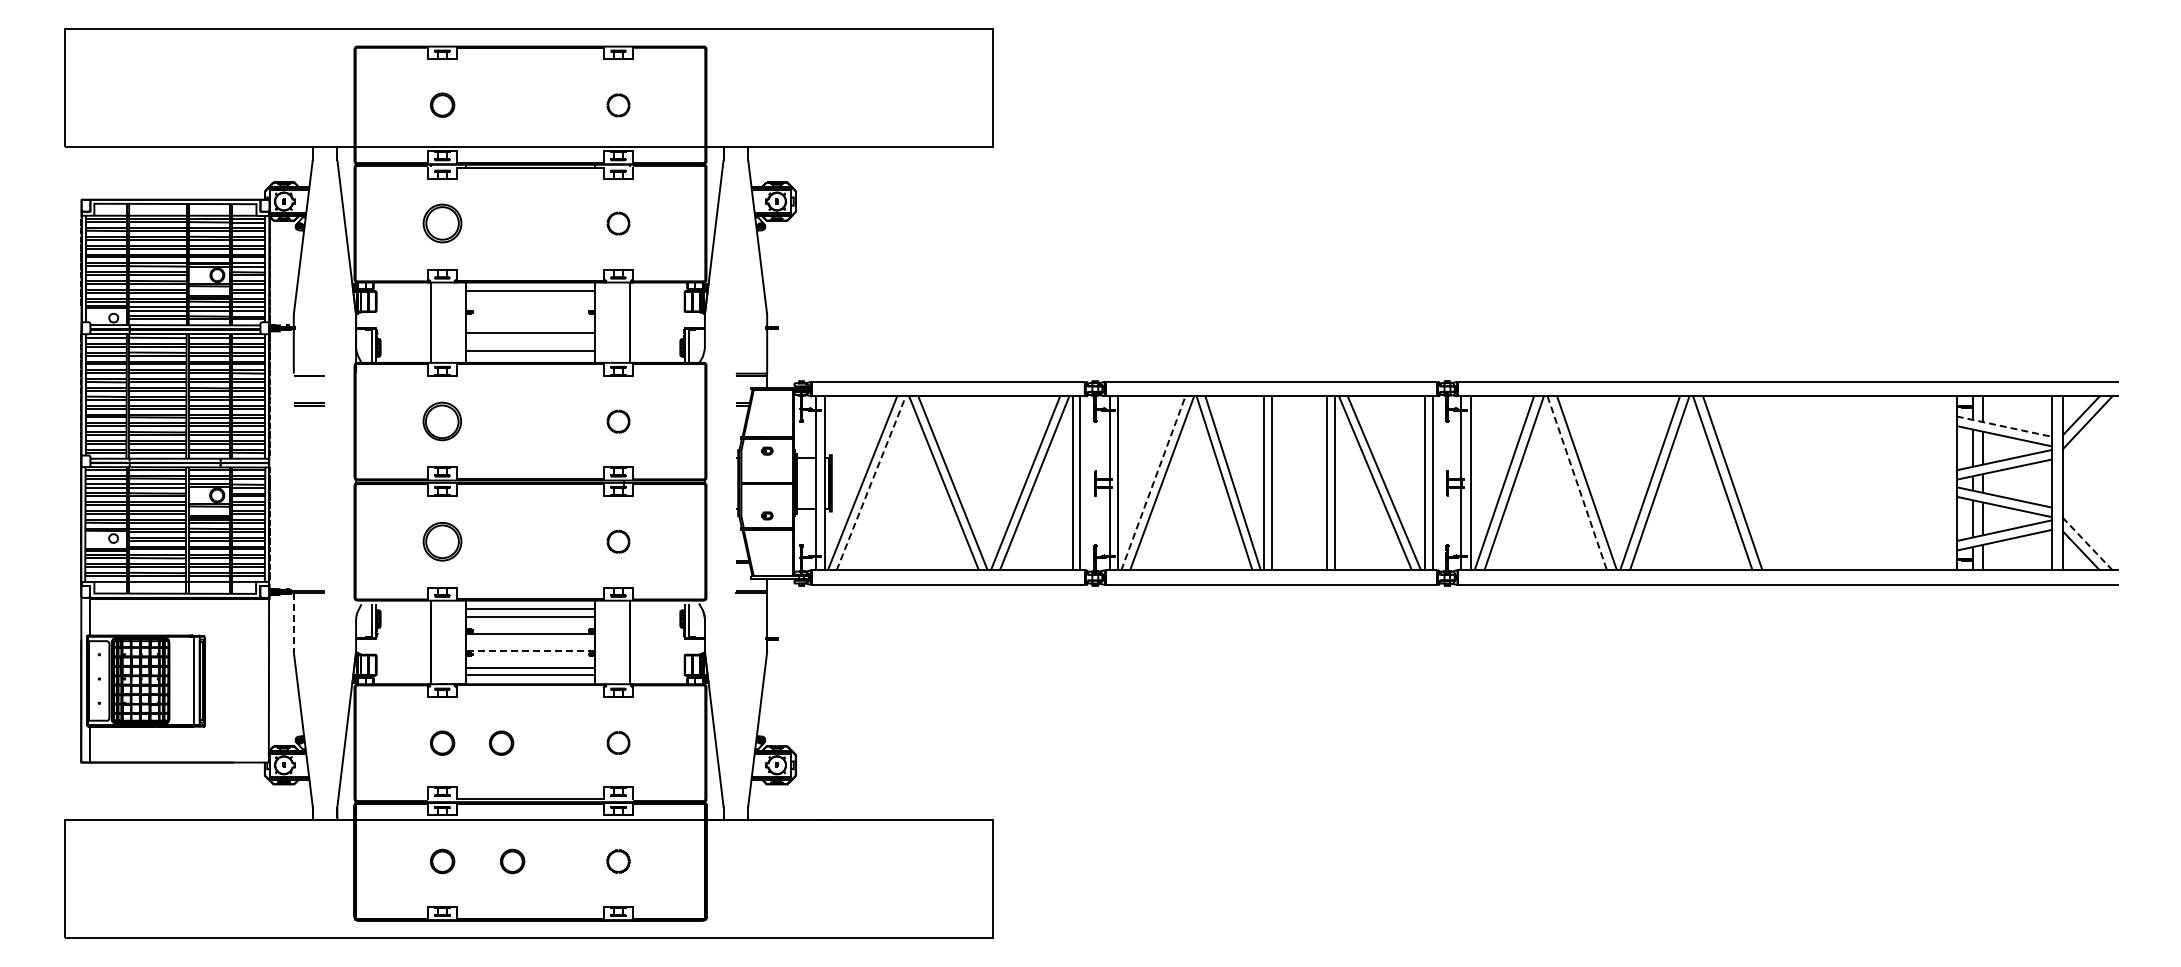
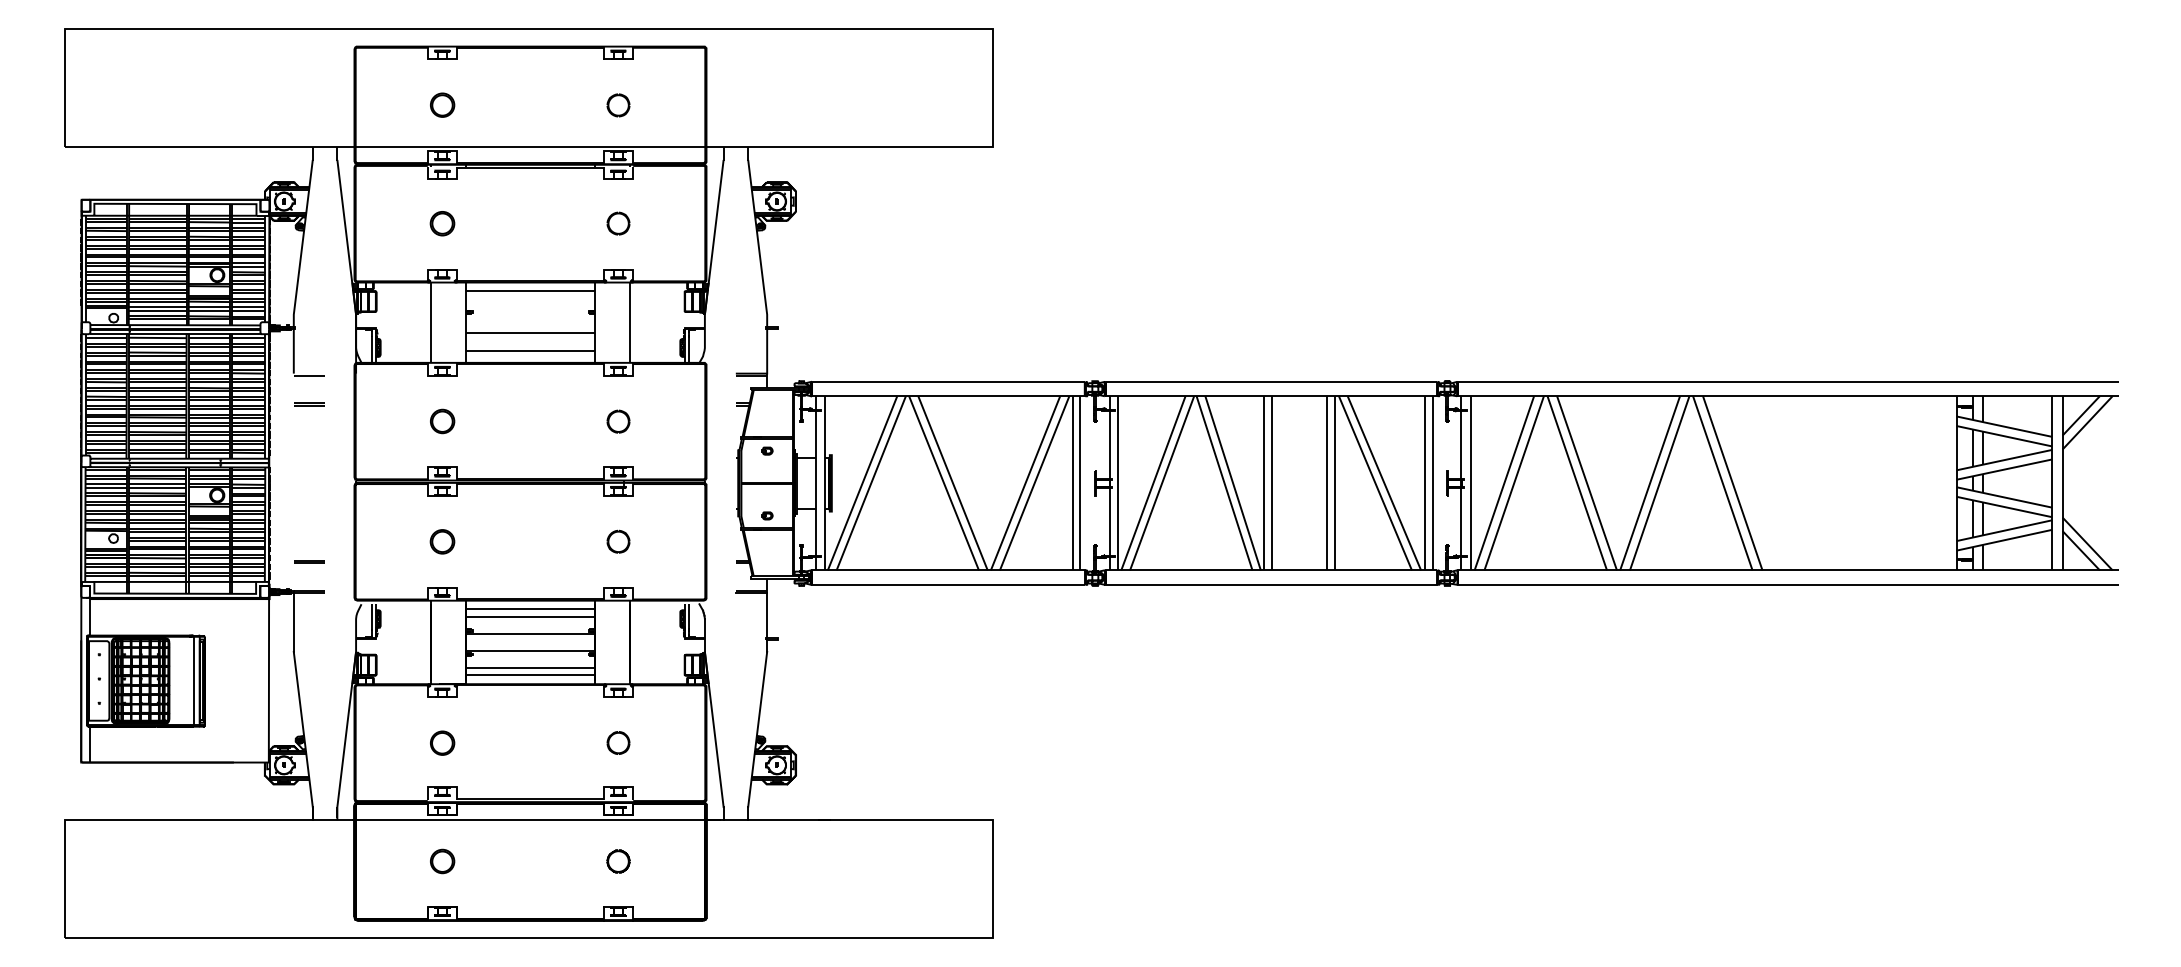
part size: 41x41 px -> 27x26 px (442, 223)
part size: 40x41 px -> 26x27 px (442, 421)
line: dashed -> solid (2004, 426)
line: dashed -> solid (871, 483)
line: dashed -> solid (1153, 483)
line: dashed -> solid (1577, 483)
part size: 41x40 px -> 27x26 px (442, 541)
line: dashed -> solid (2087, 544)
line: none -> present (309, 561)
line: dashed -> solid (293, 623)
line: dashed -> solid (530, 650)
part: present -> none (501, 742)
part: present -> none (512, 861)
